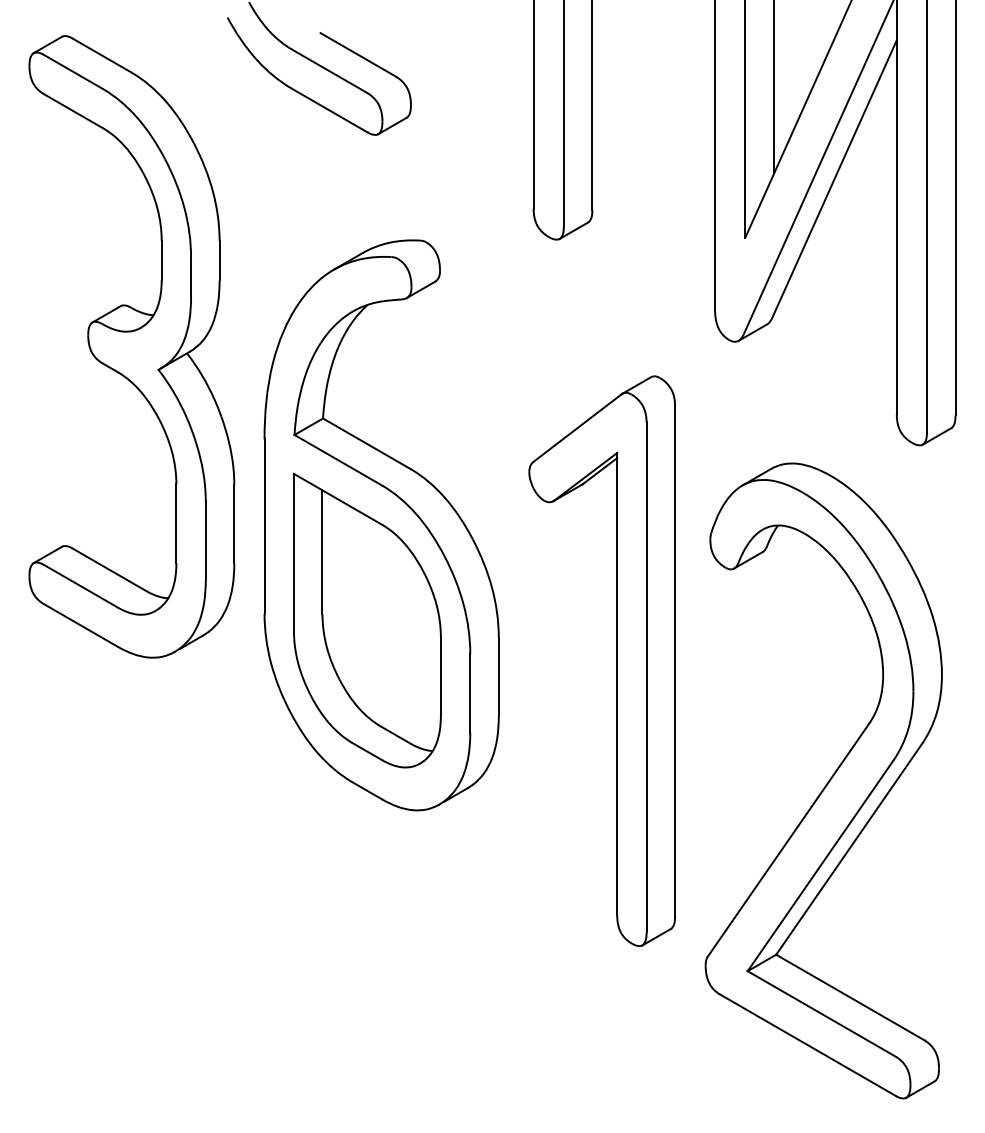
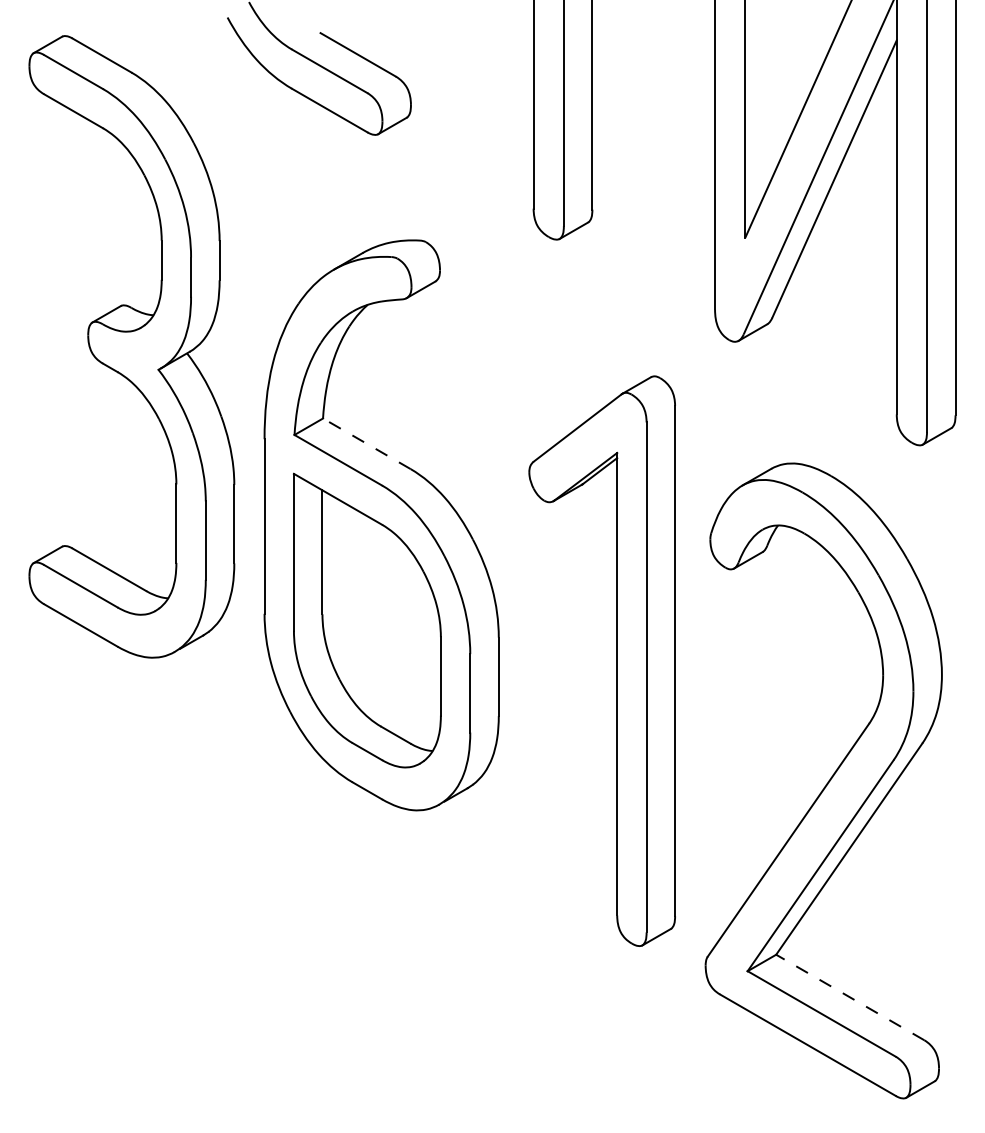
line: present -> none (773, 88)
line: solid -> dashed (366, 443)
line: solid -> dashed (850, 997)
